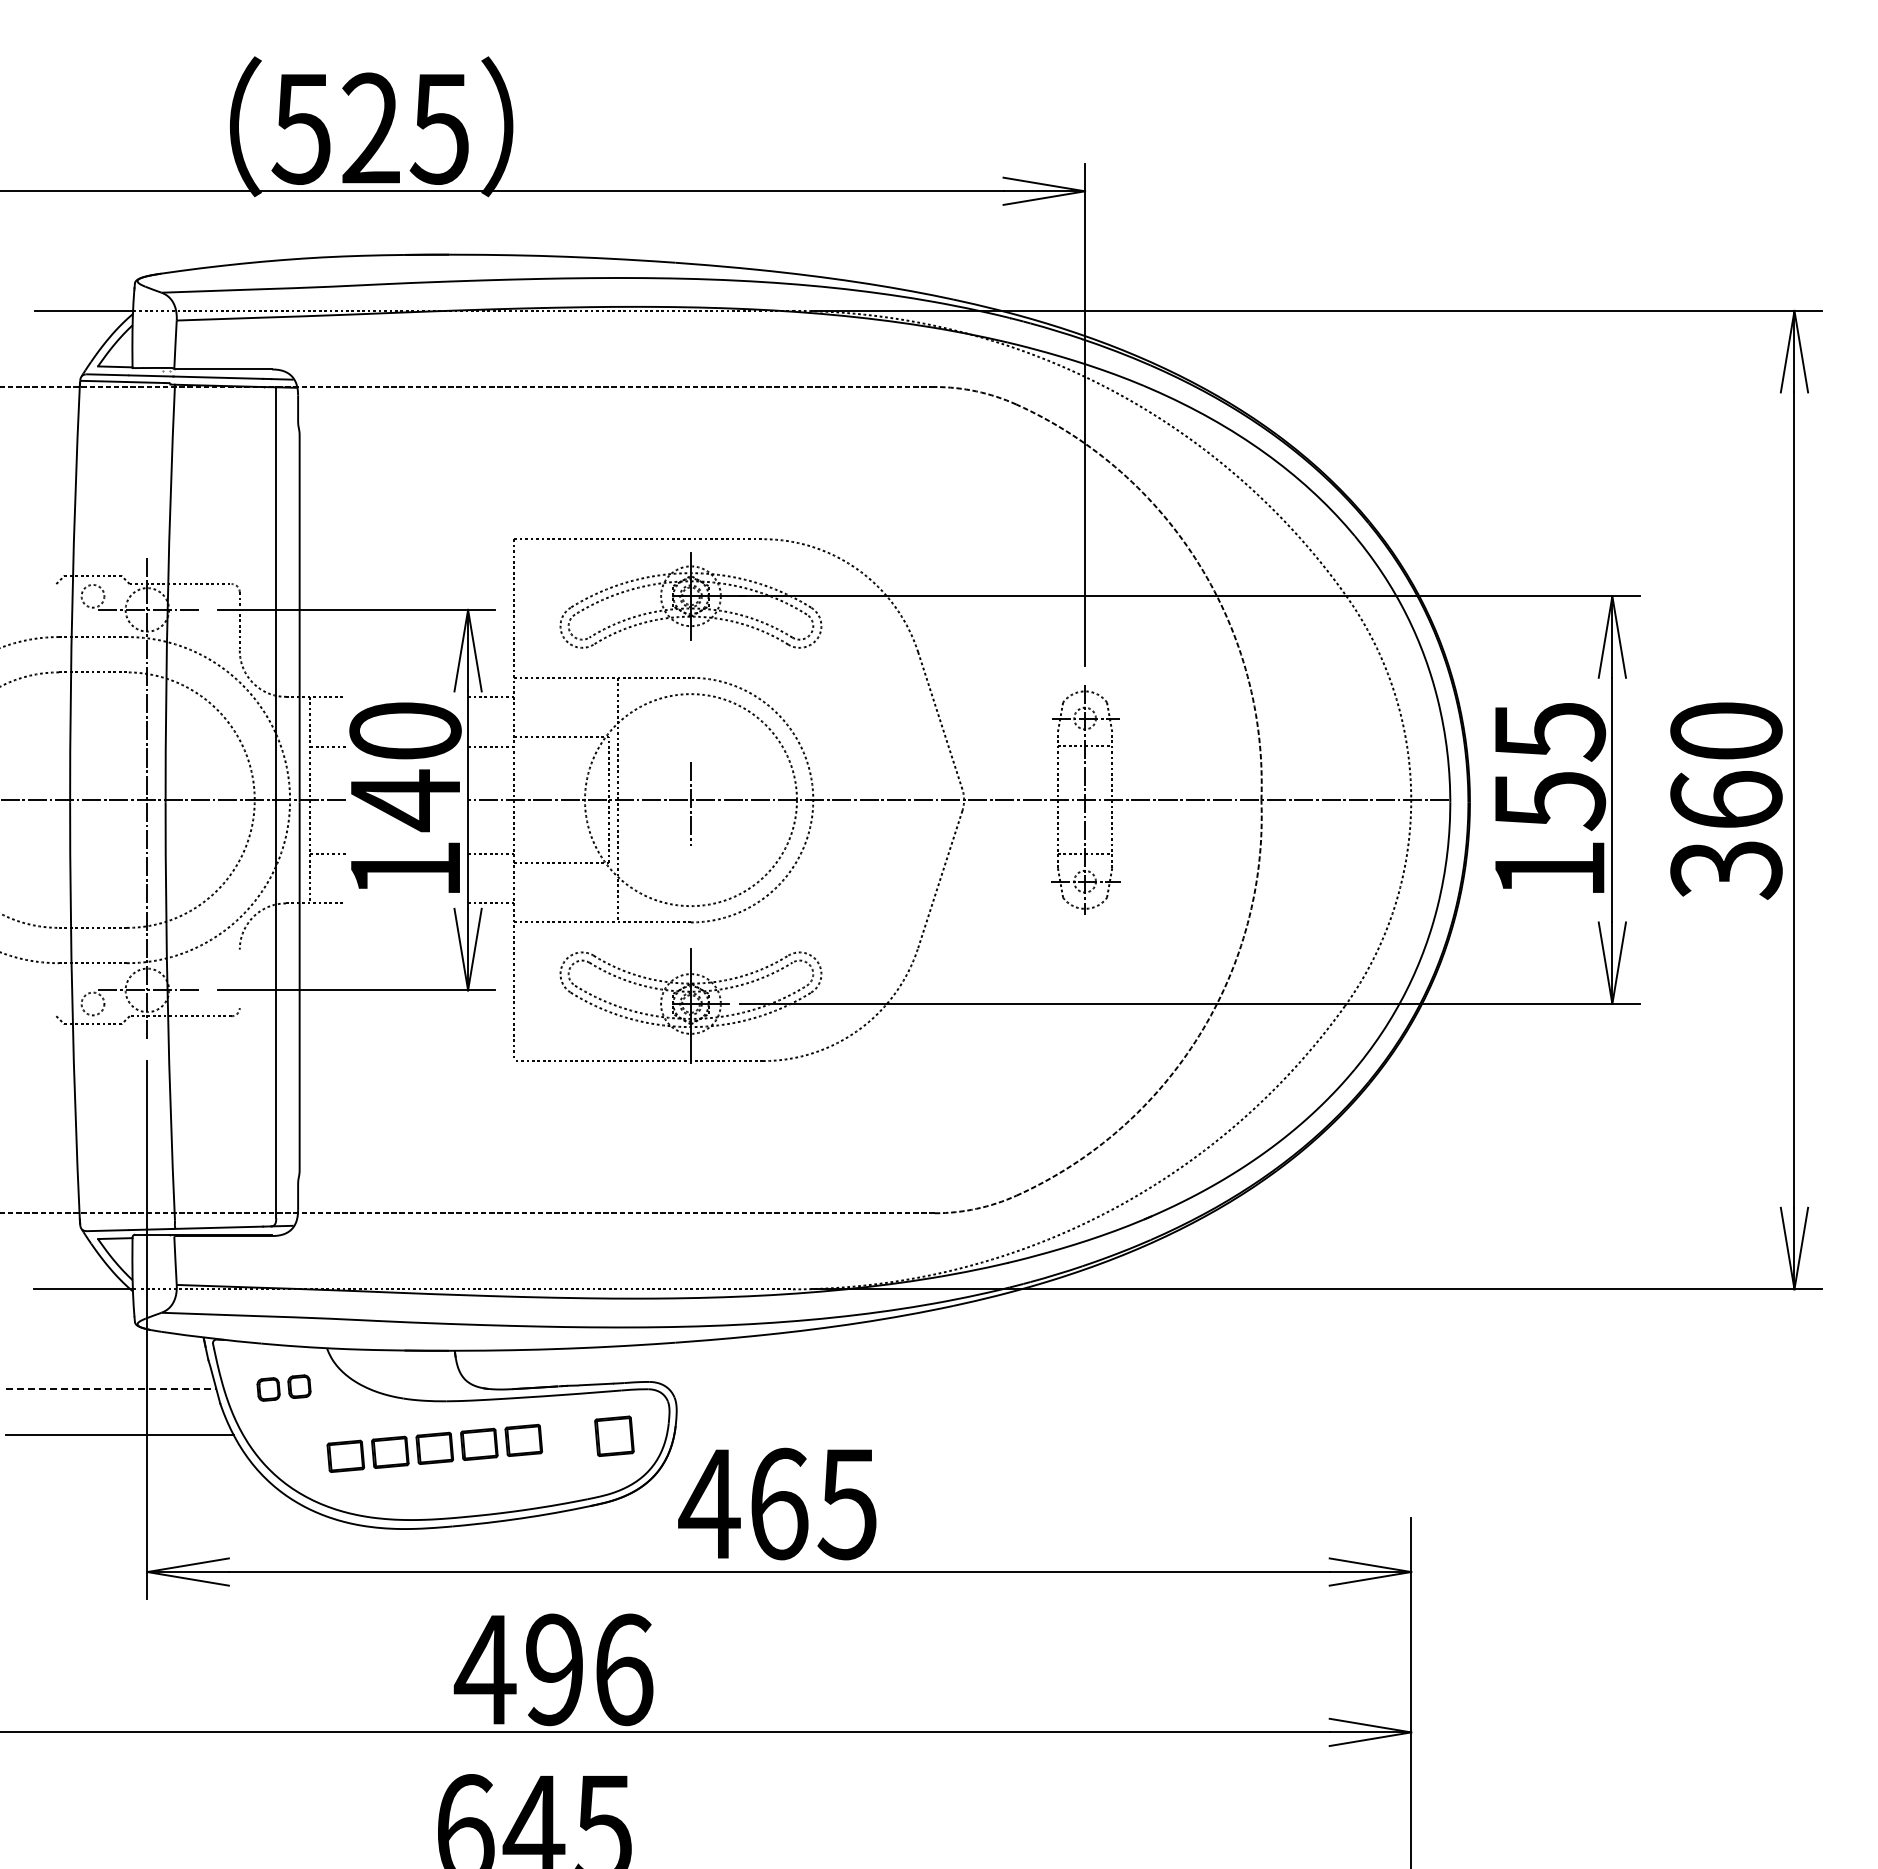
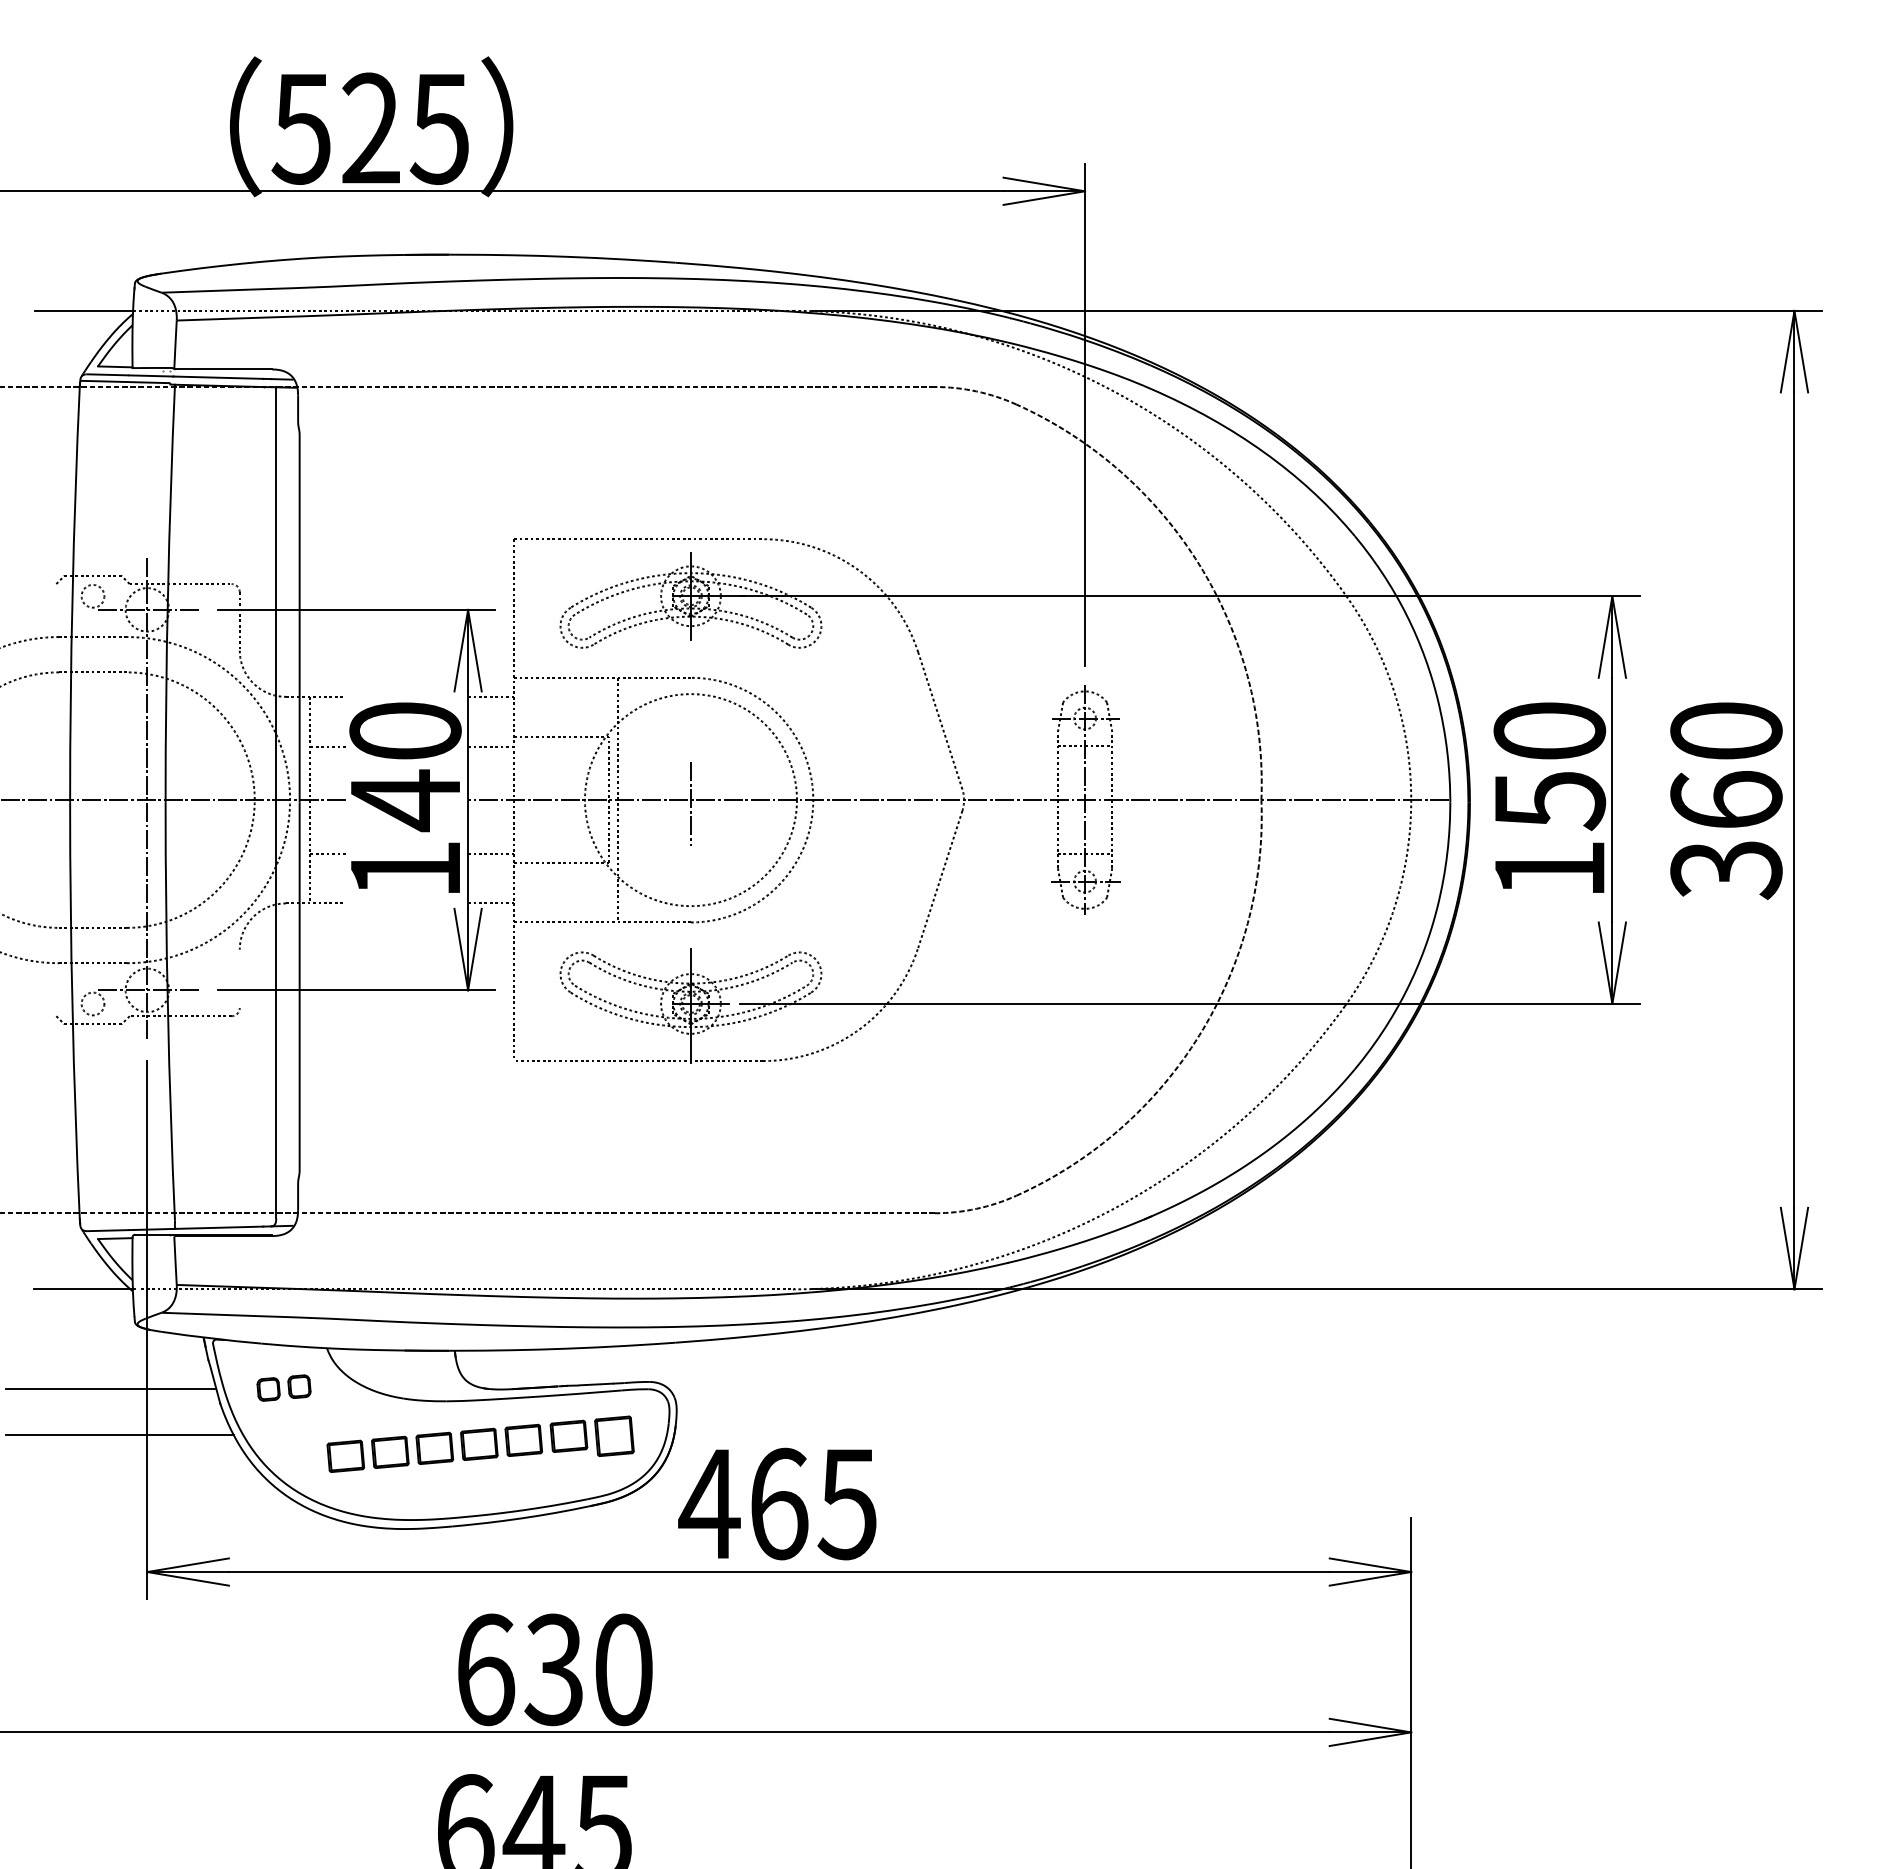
text: 155 -> 150 (1549, 731)
line: dashed -> solid (111, 1388)
part: none -> present (568, 1435)
text: 496 -> 630 (553, 1669)
